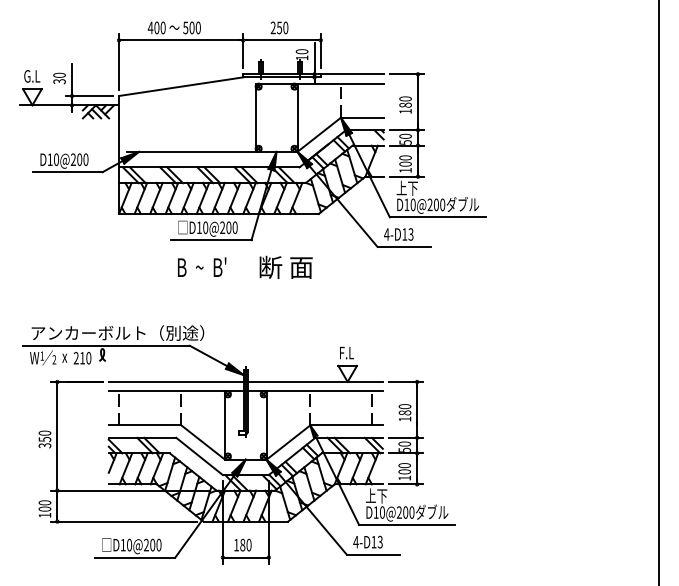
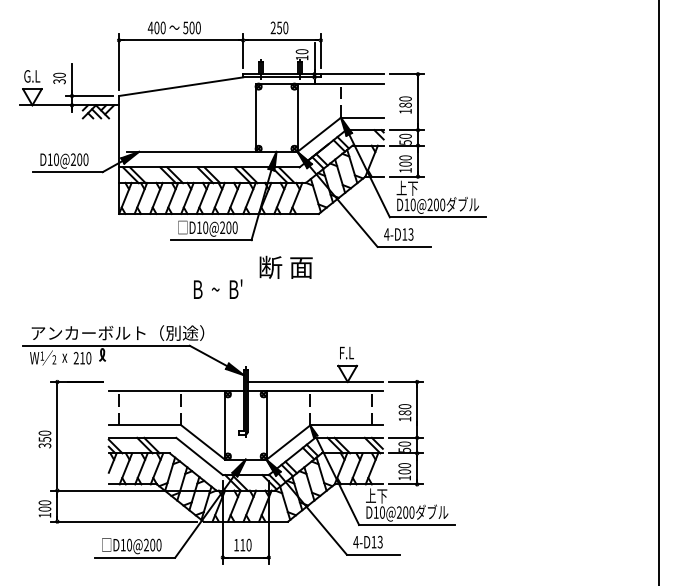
text position: (202, 266) -> (218, 288) (218, 288)
line: present -> none (175, 381)
text: 180 -> 110 (242, 544)
